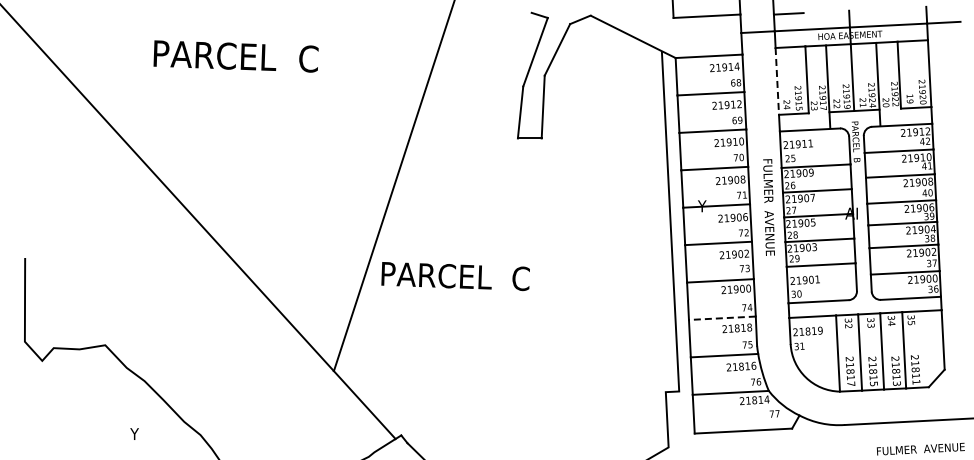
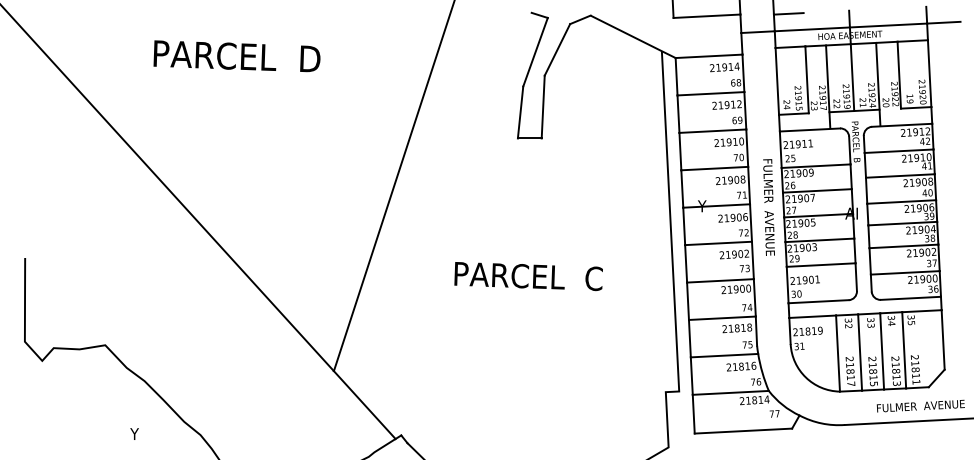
text: PARCEL  C -> PARCEL  D (309, 58)
line: dashed -> solid (777, 81)
text position: (455, 276) -> (528, 276) (528, 276)
line: dashed -> solid (721, 318)
text position: (920, 448) -> (920, 405) (920, 405)
